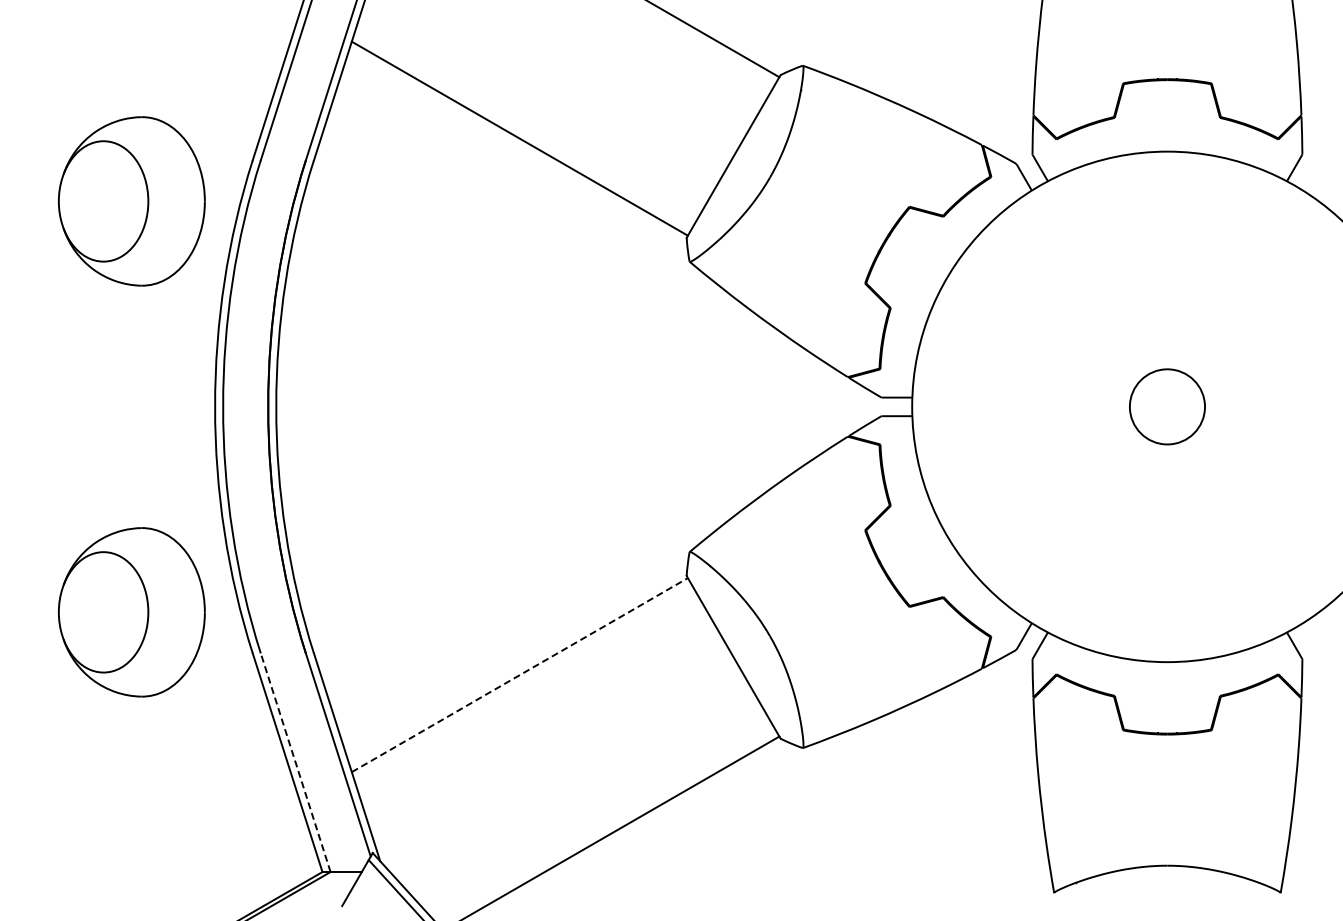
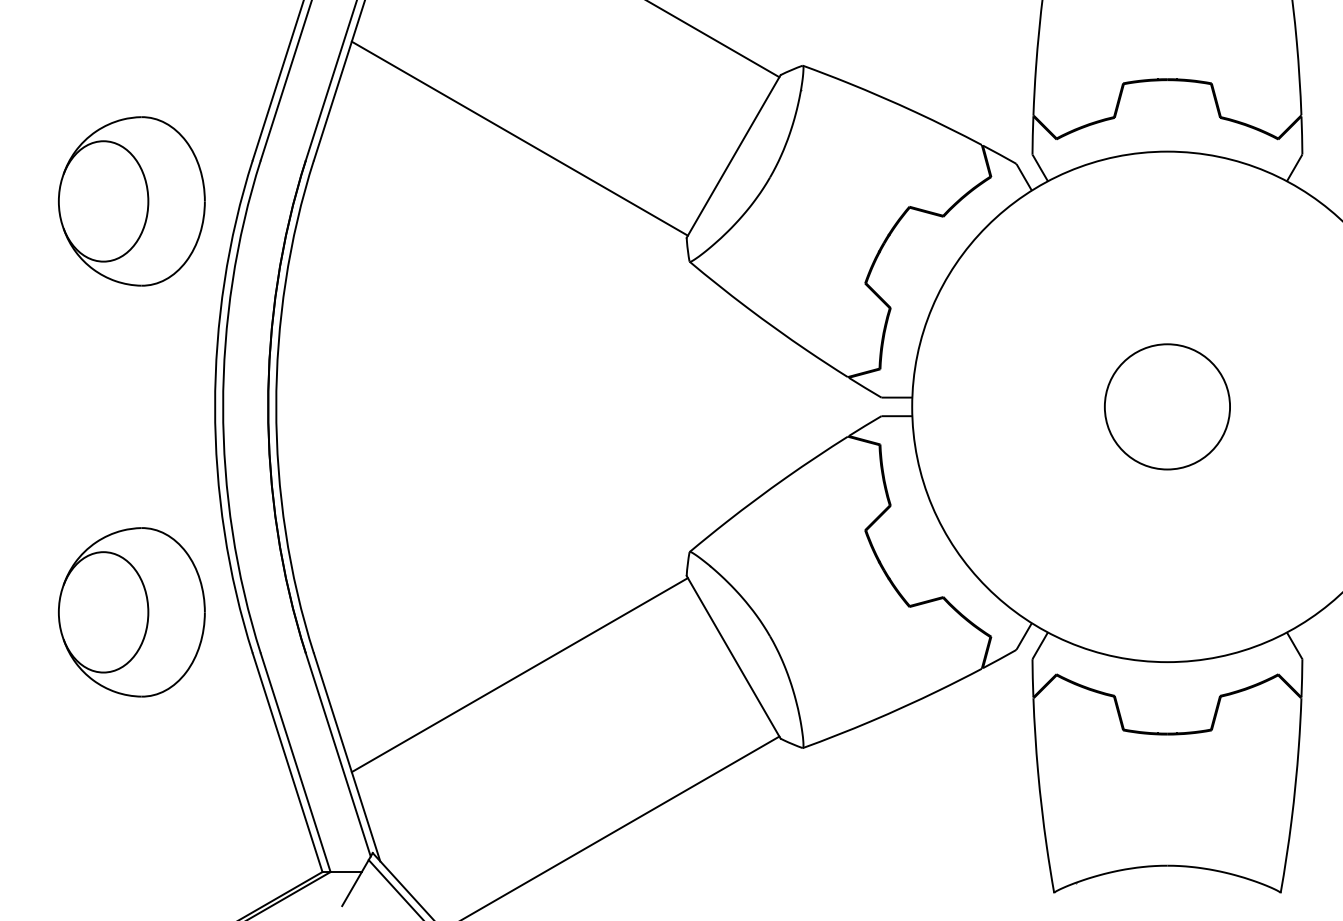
circle diameter: 75 px -> 125 px (1167, 406)
line: dashed -> solid (520, 674)
line: dashed -> solid (295, 762)
